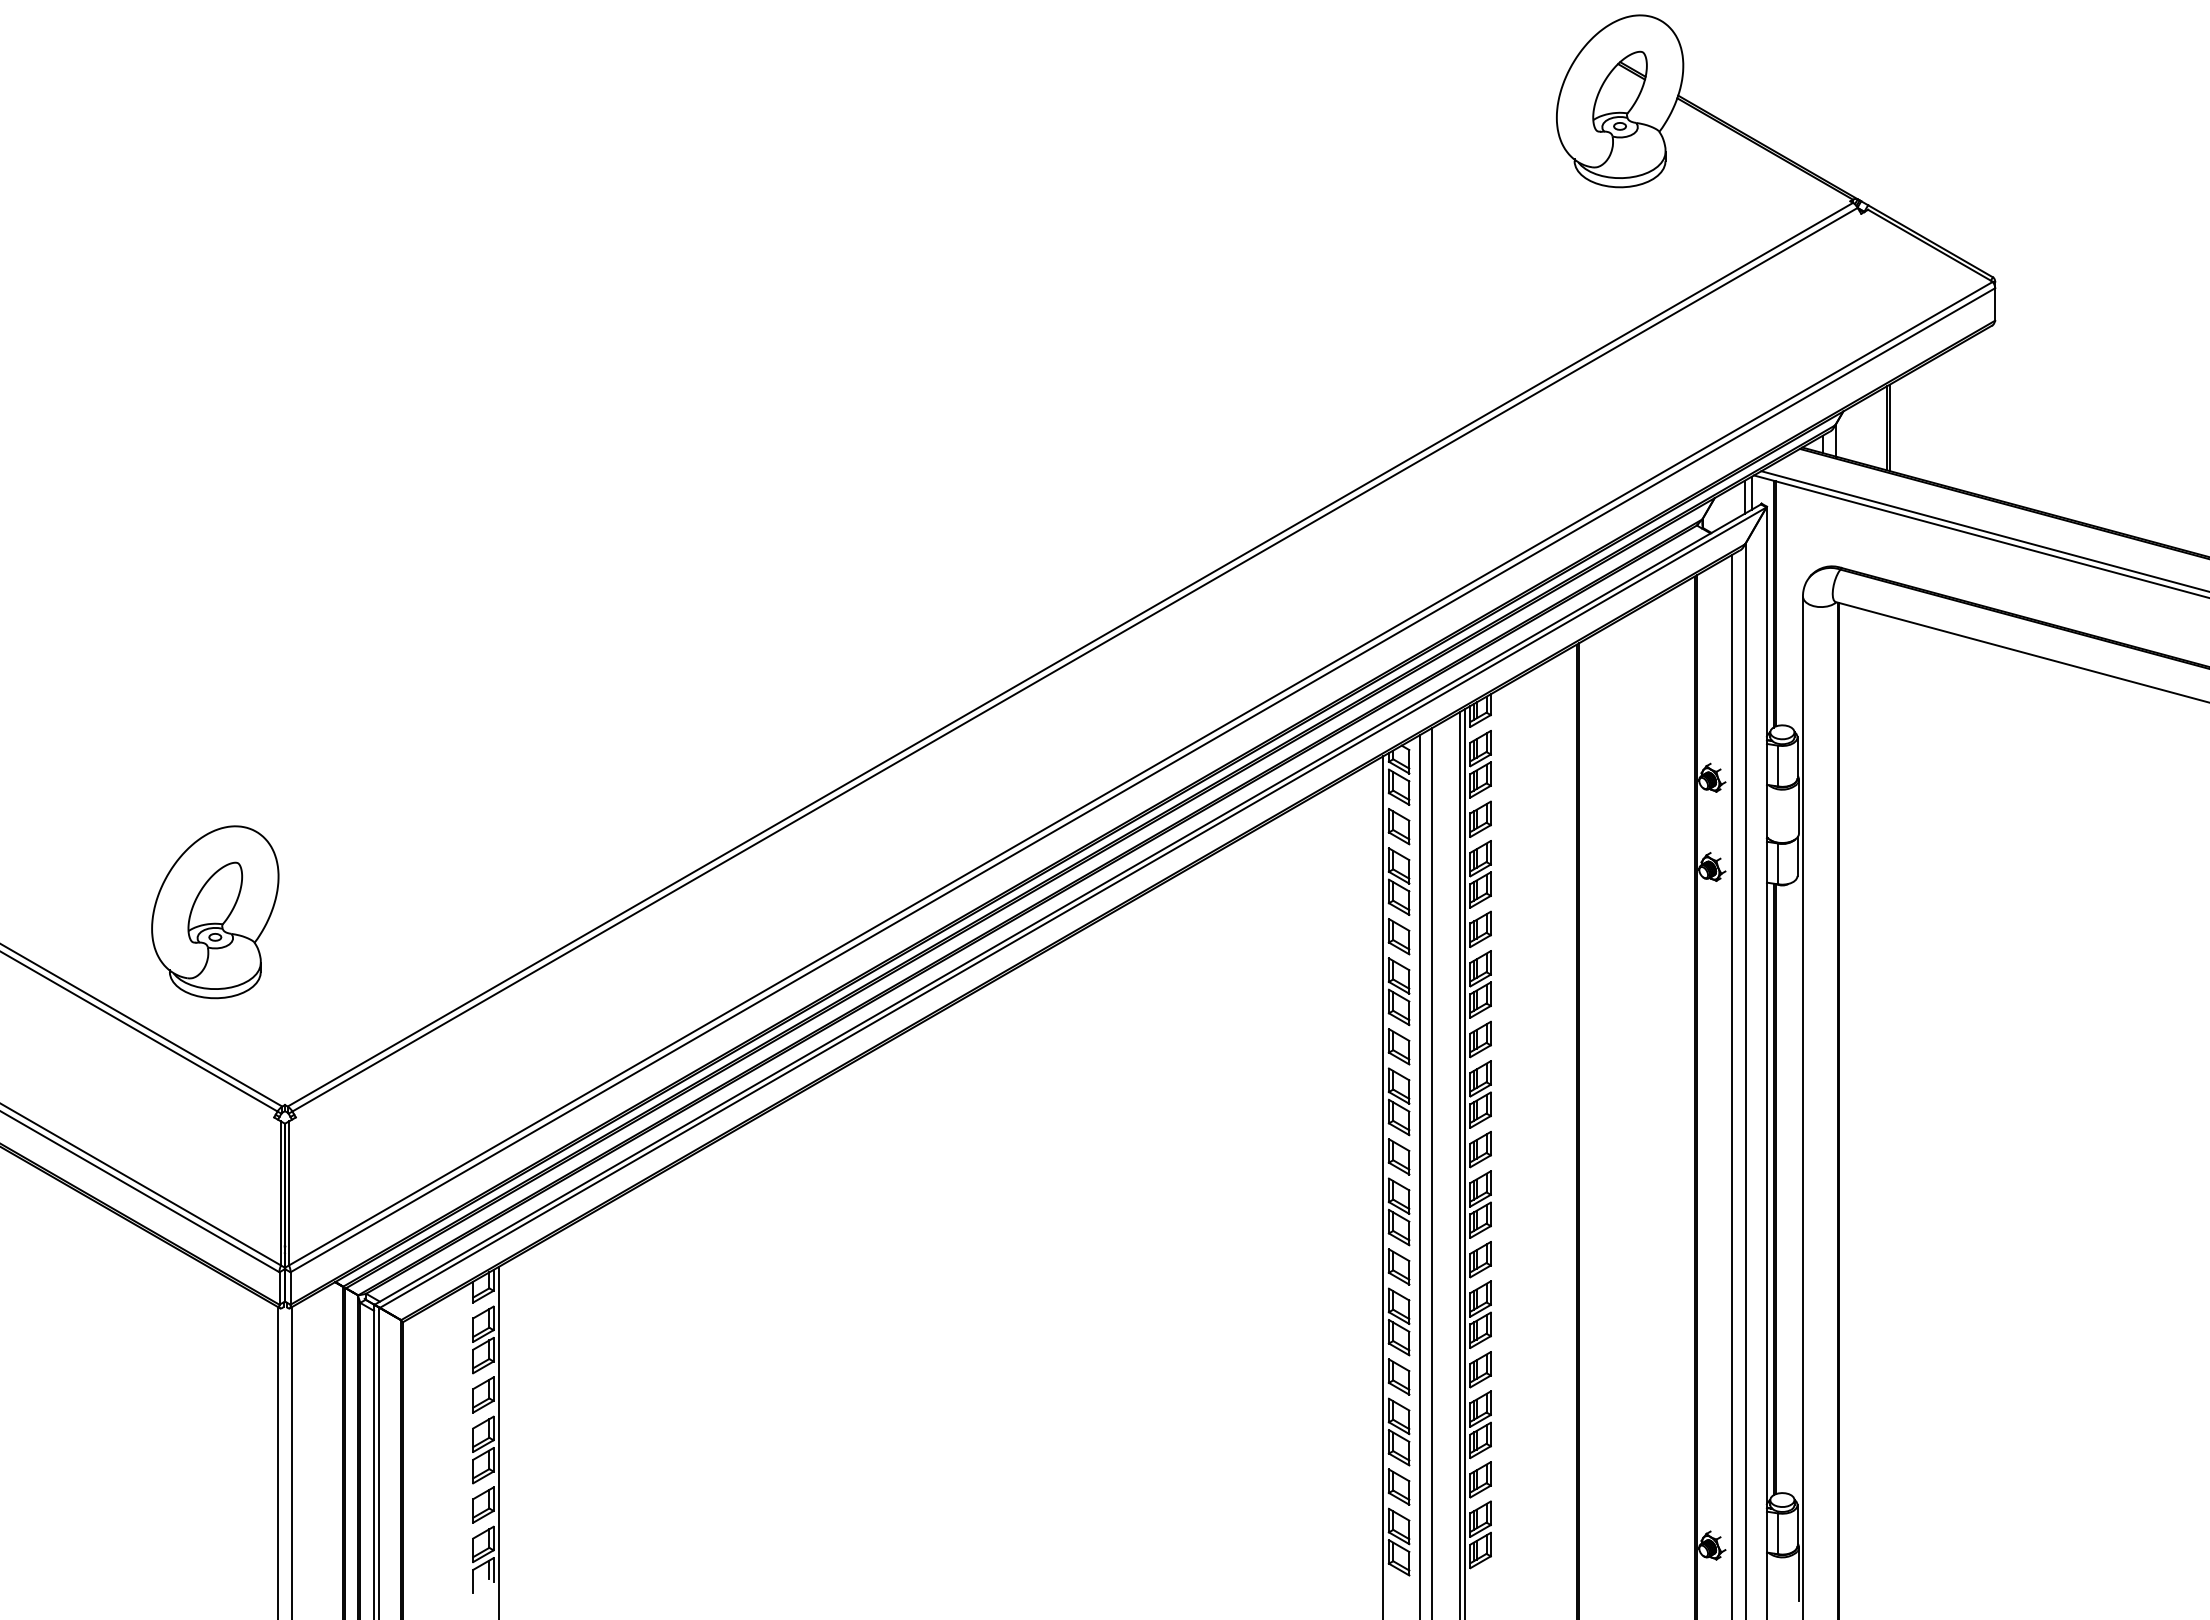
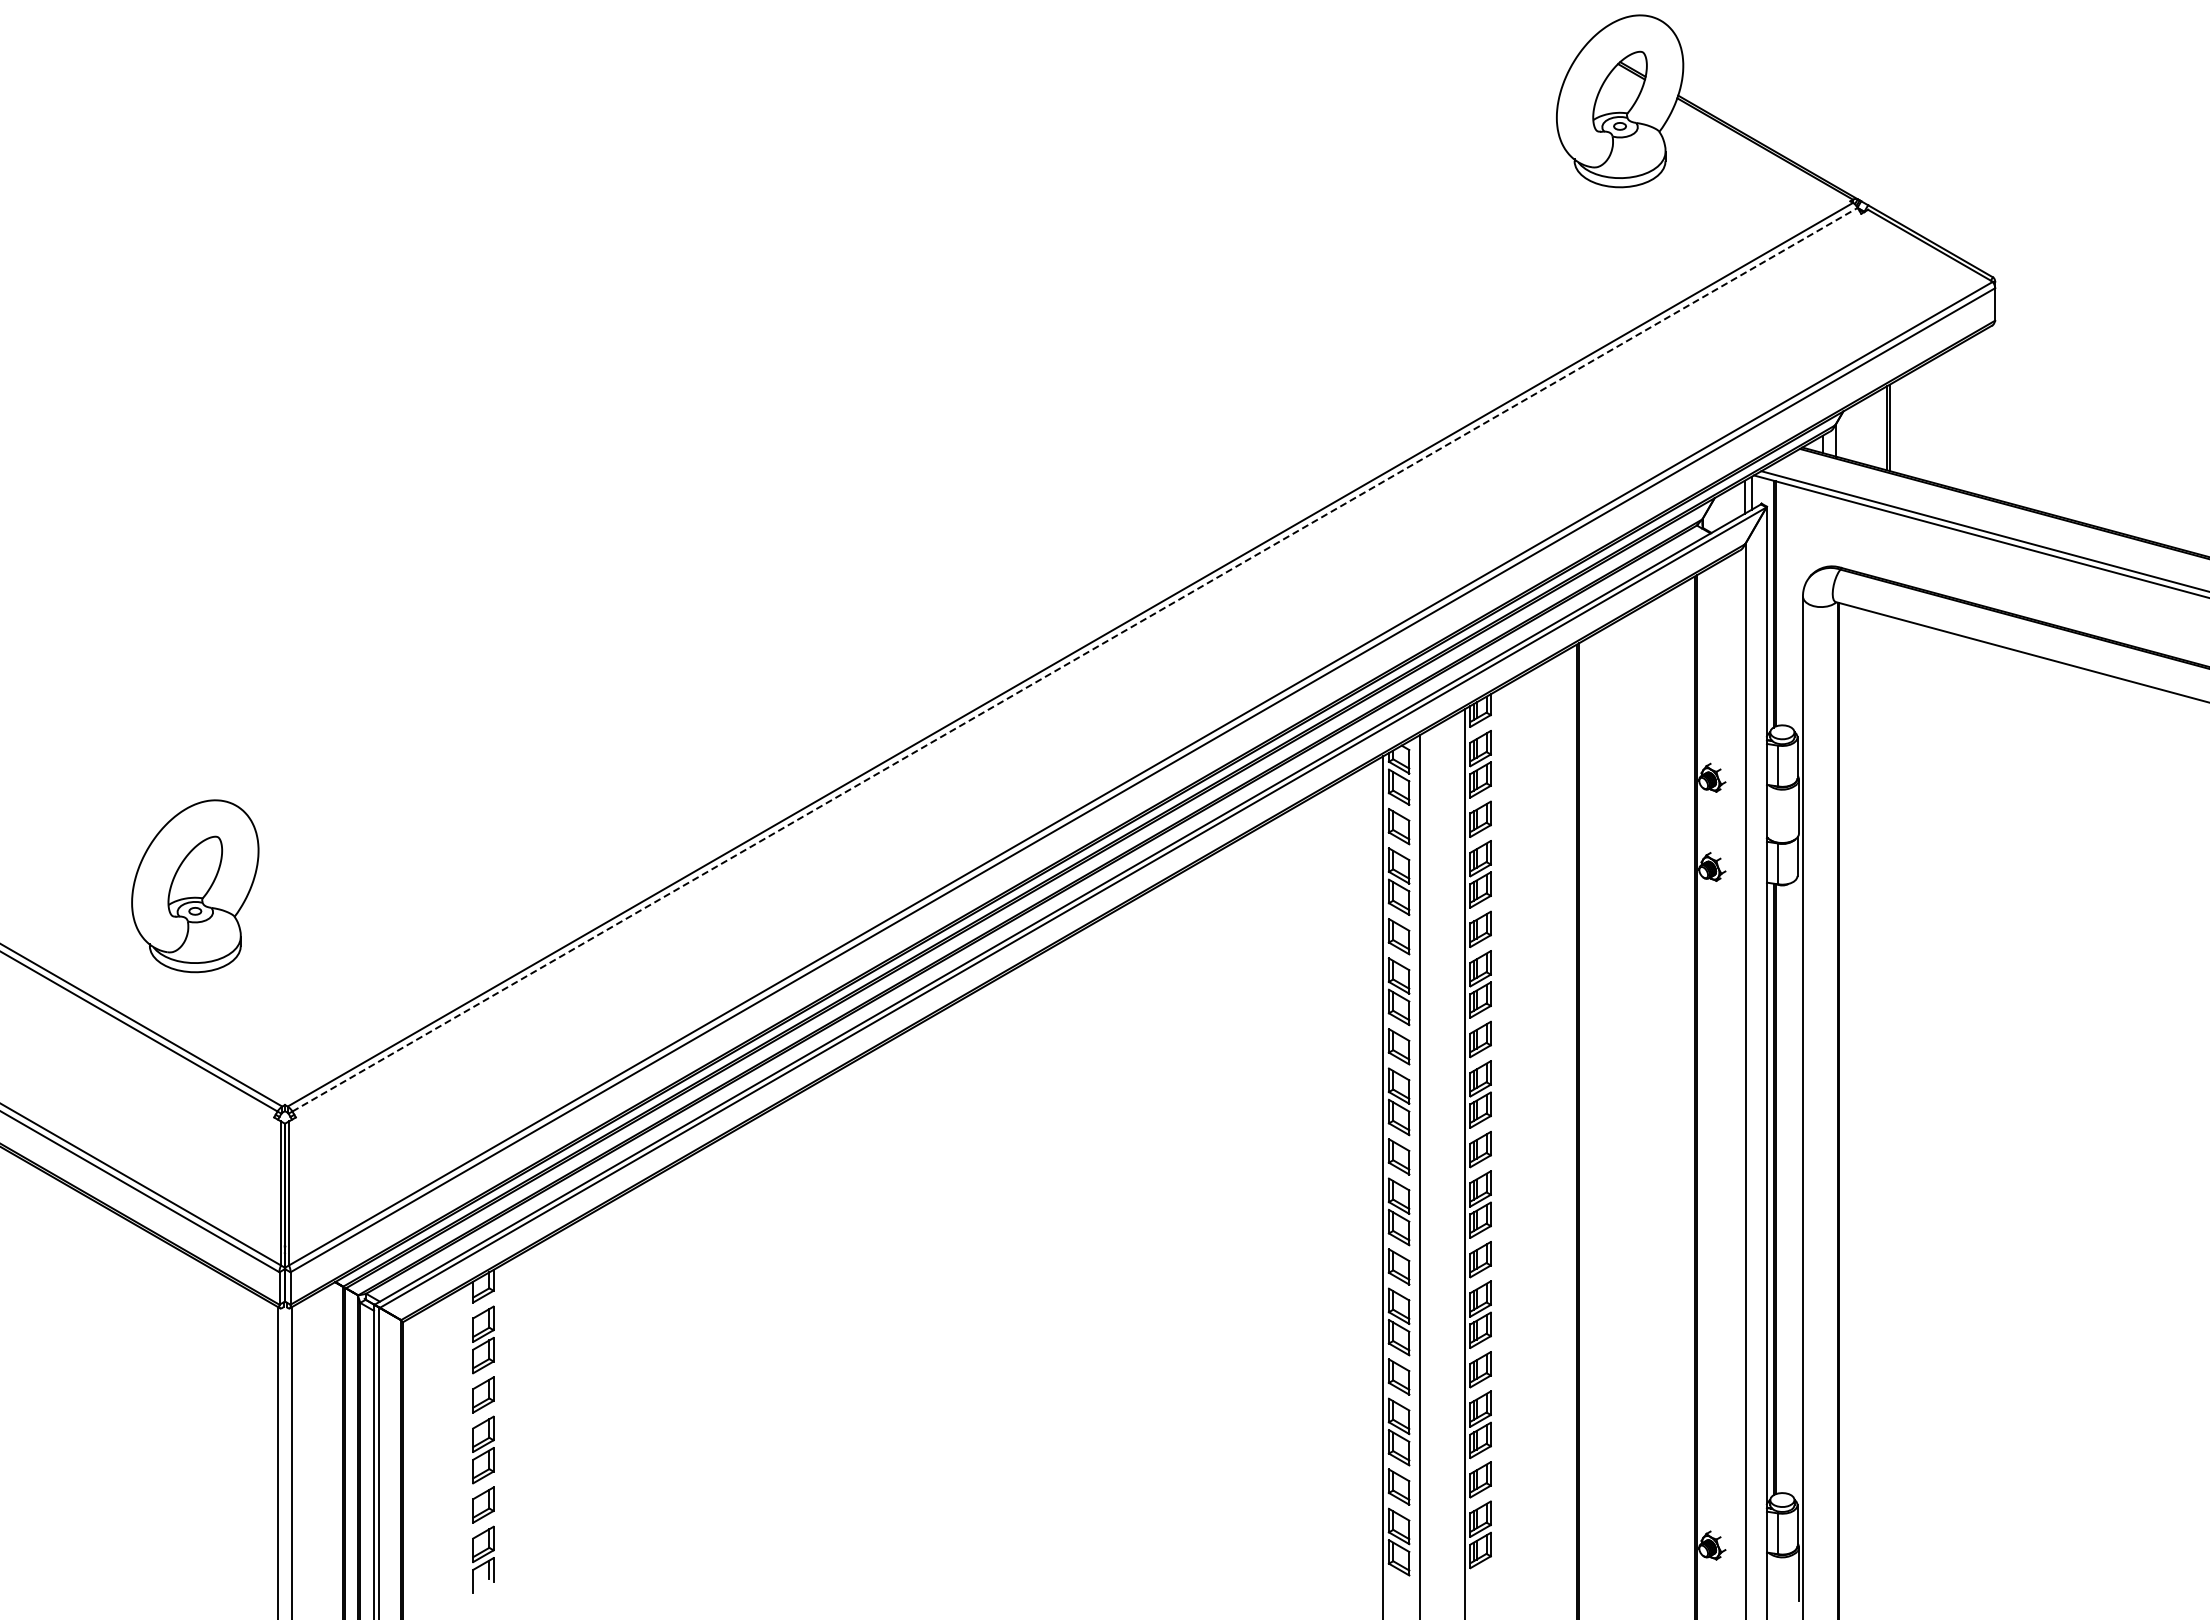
line: solid -> dashed (1075, 659)
part position: (215, 912) -> (195, 886) (195, 886)
line: present -> none (1732, 1085)
line: present -> none (1460, 1163)
line: present -> none (1431, 1172)
line: present -> none (499, 1441)
